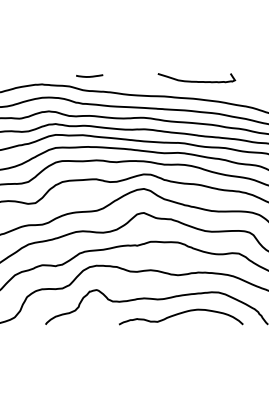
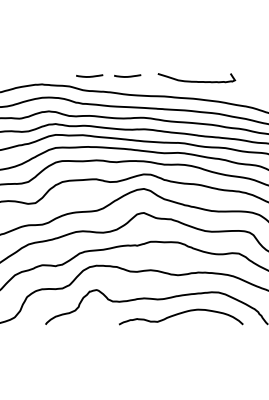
curve: none -> present (127, 76)
